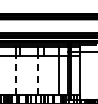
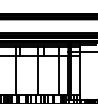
line: dashed -> solid (16, 74)
line: dashed -> solid (37, 74)
